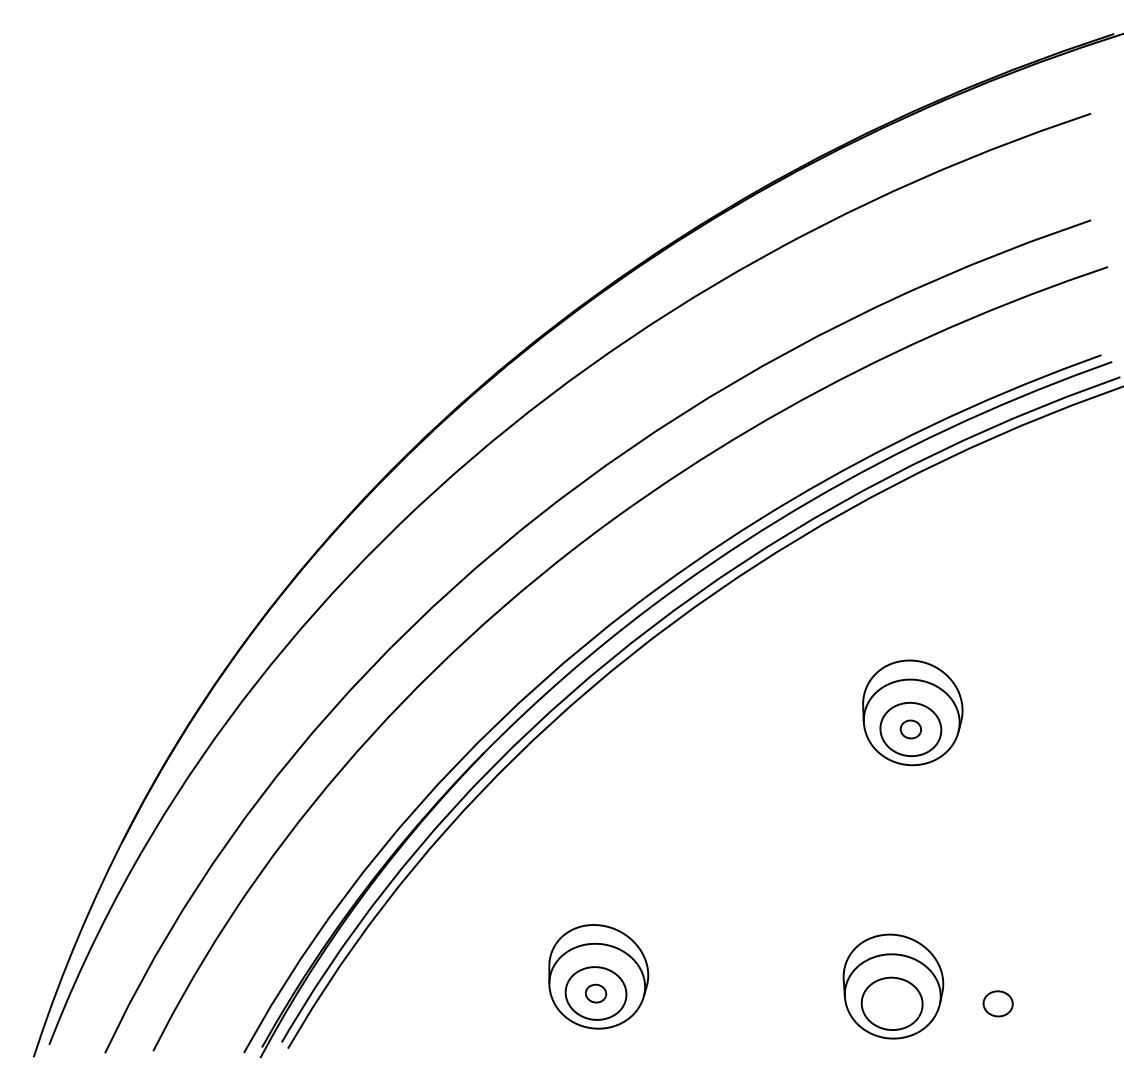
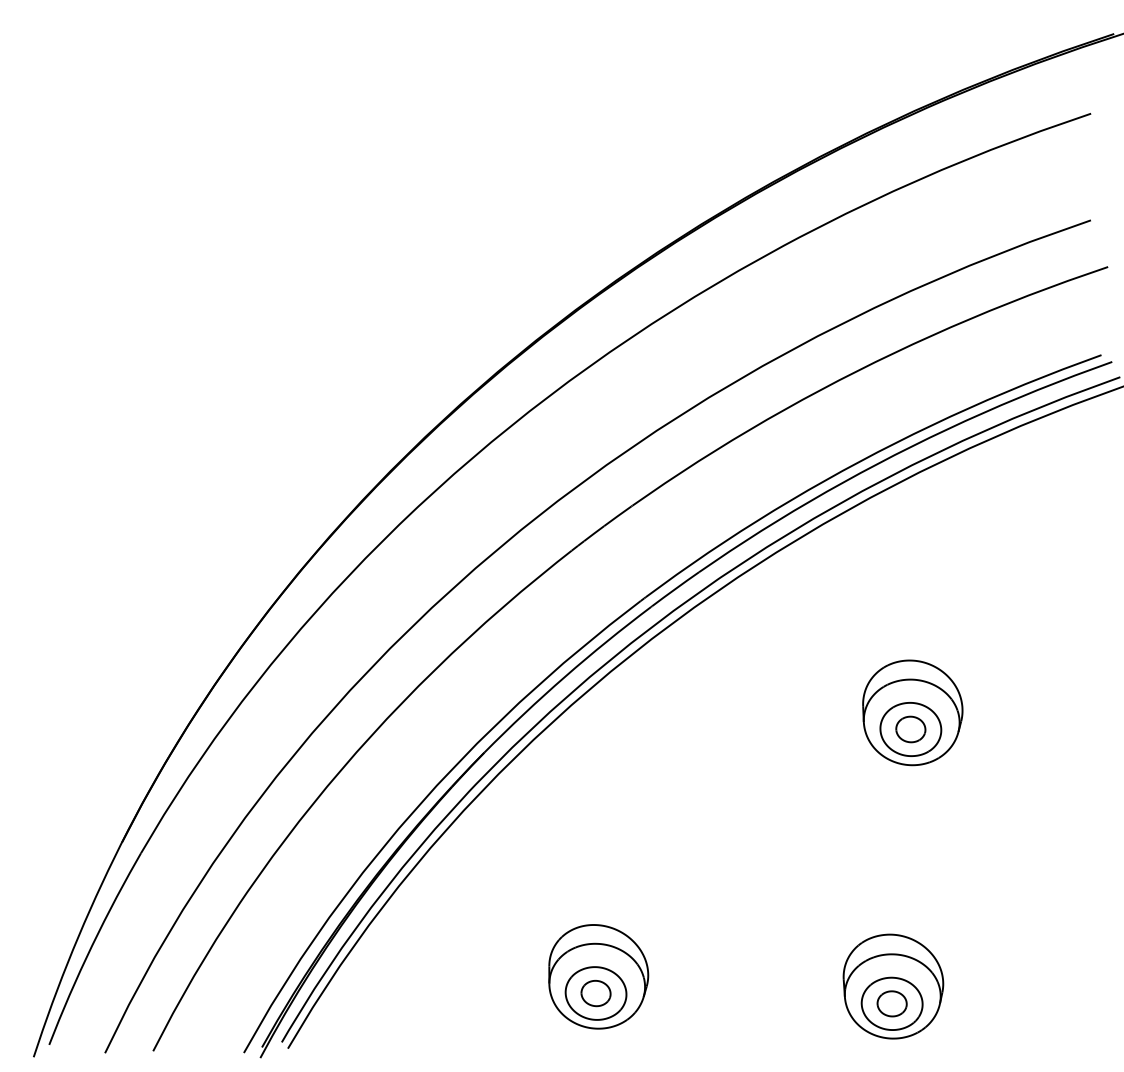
part size: 23x21 px -> 32x29 px (910, 729)
part size: 23x21 px -> 32x28 px (595, 993)
part position: (997, 1003) -> (891, 1003) (891, 1003)
